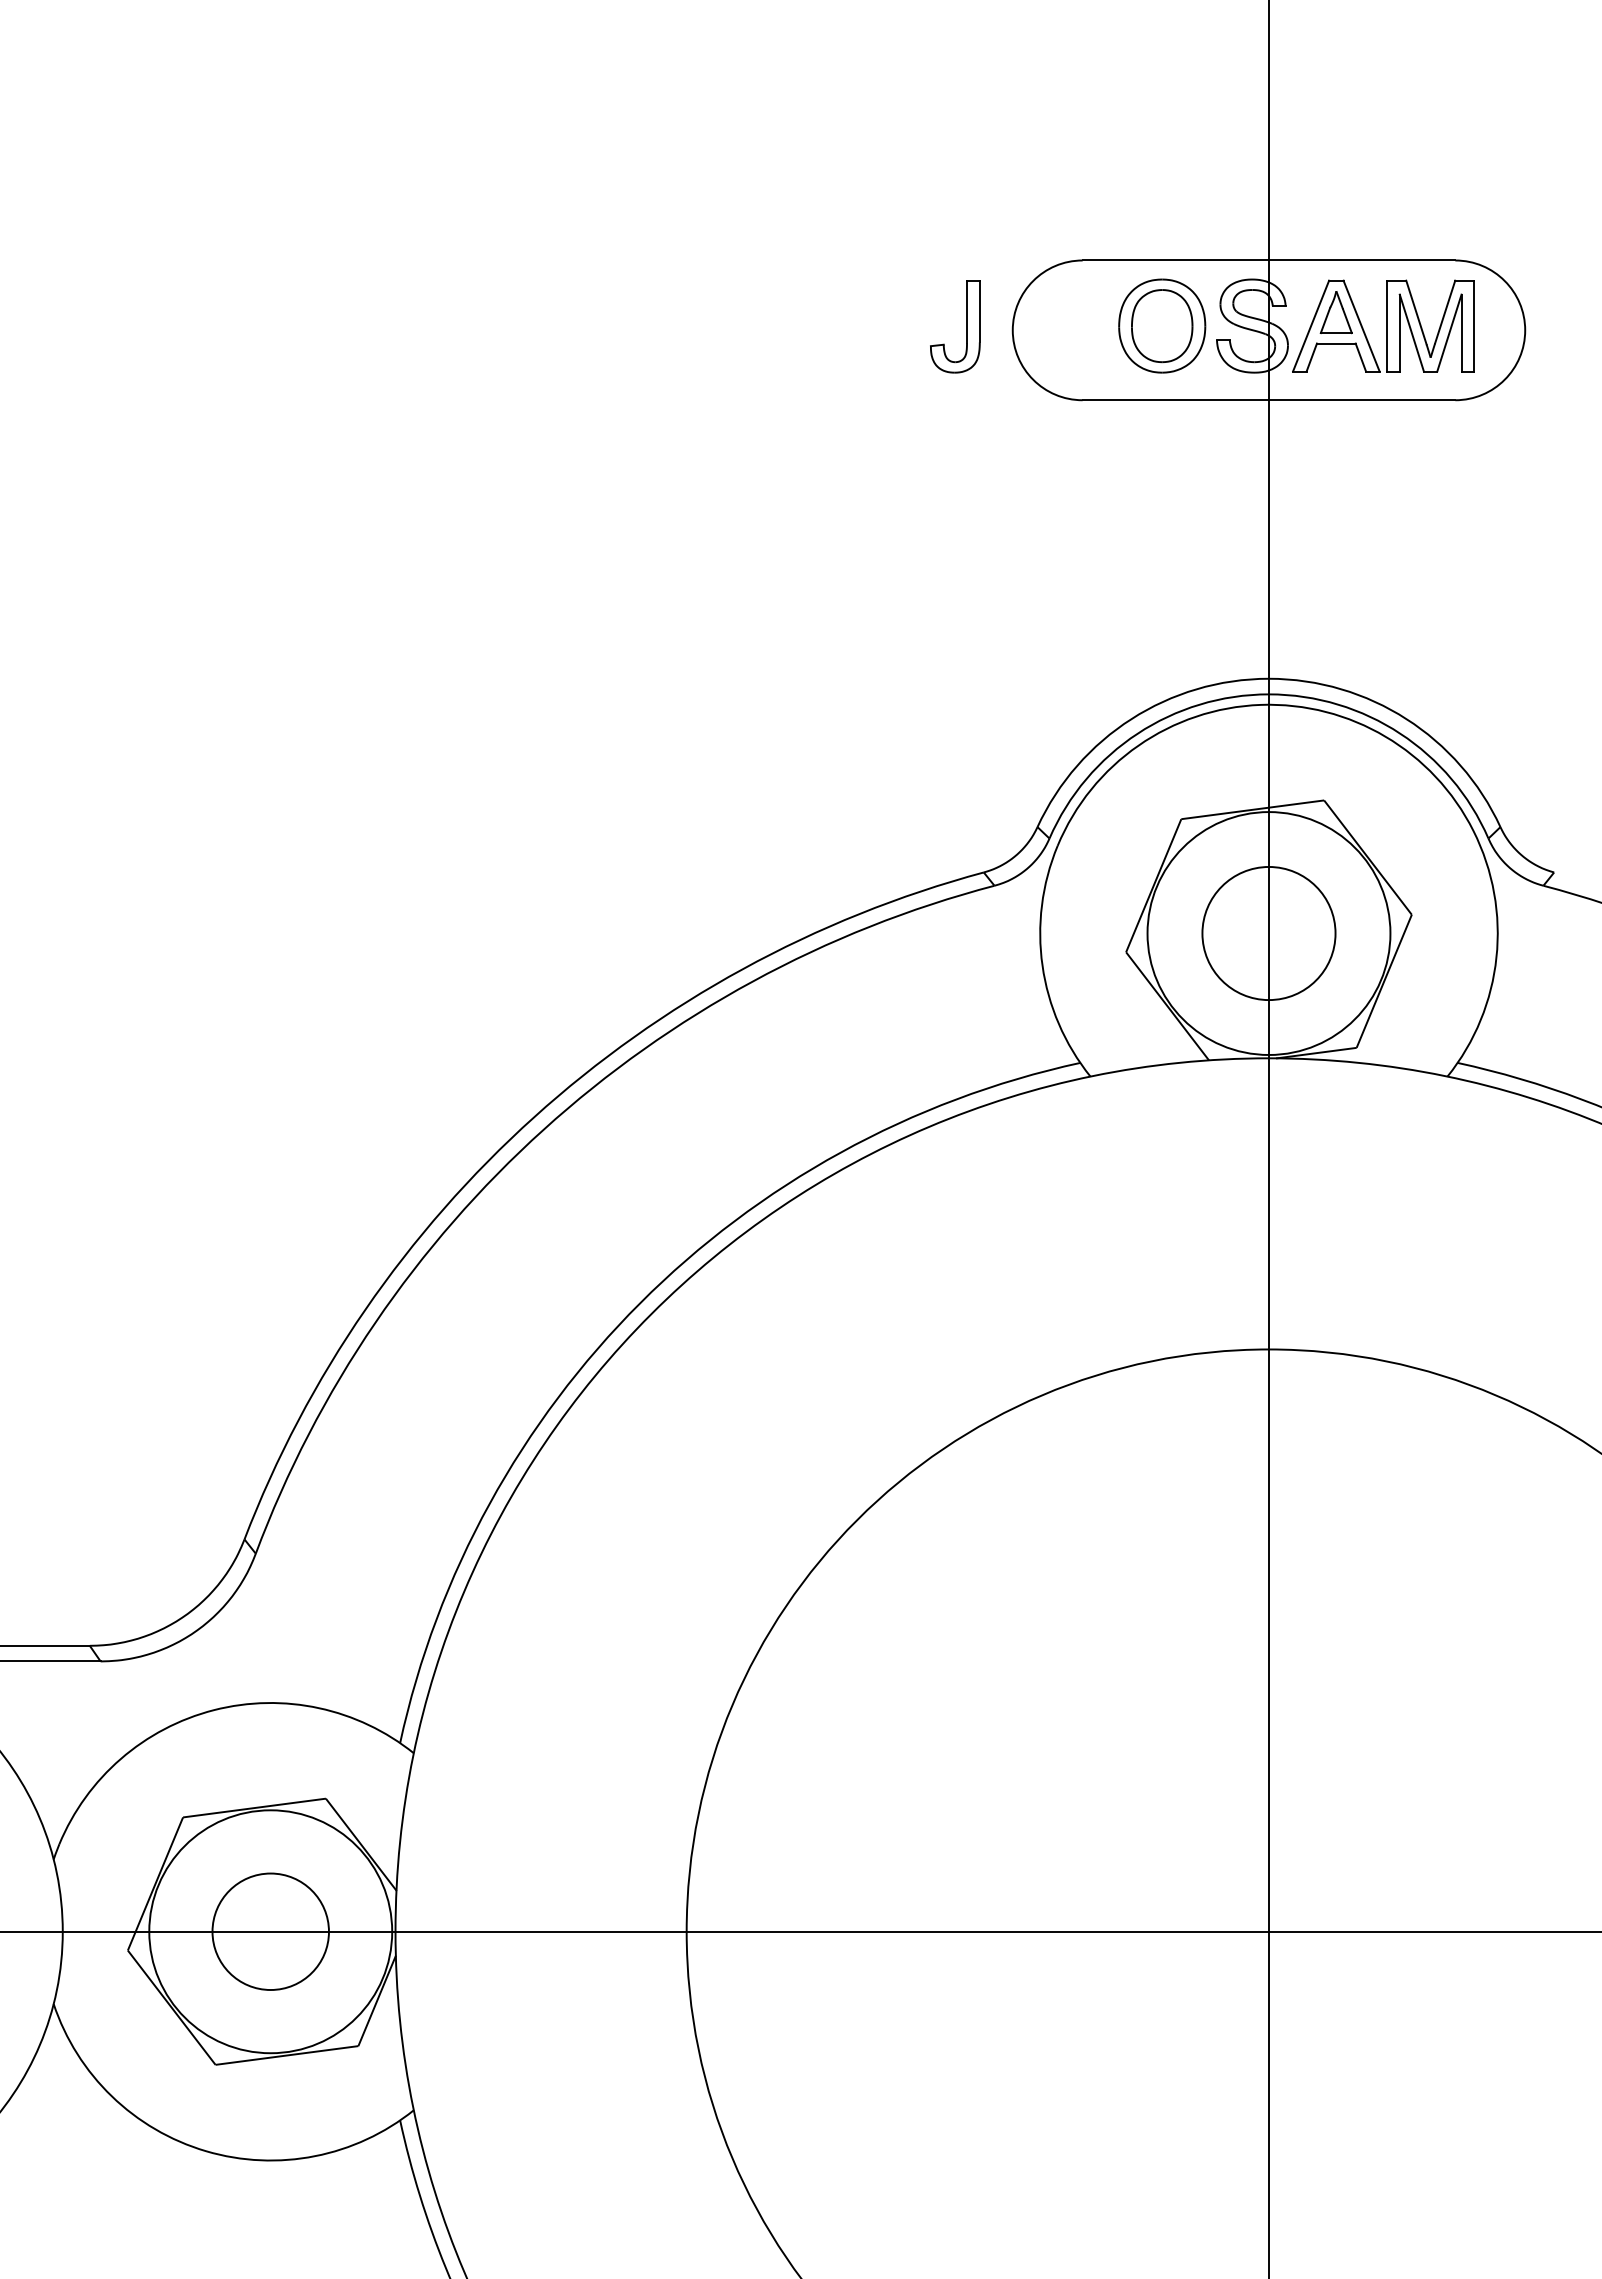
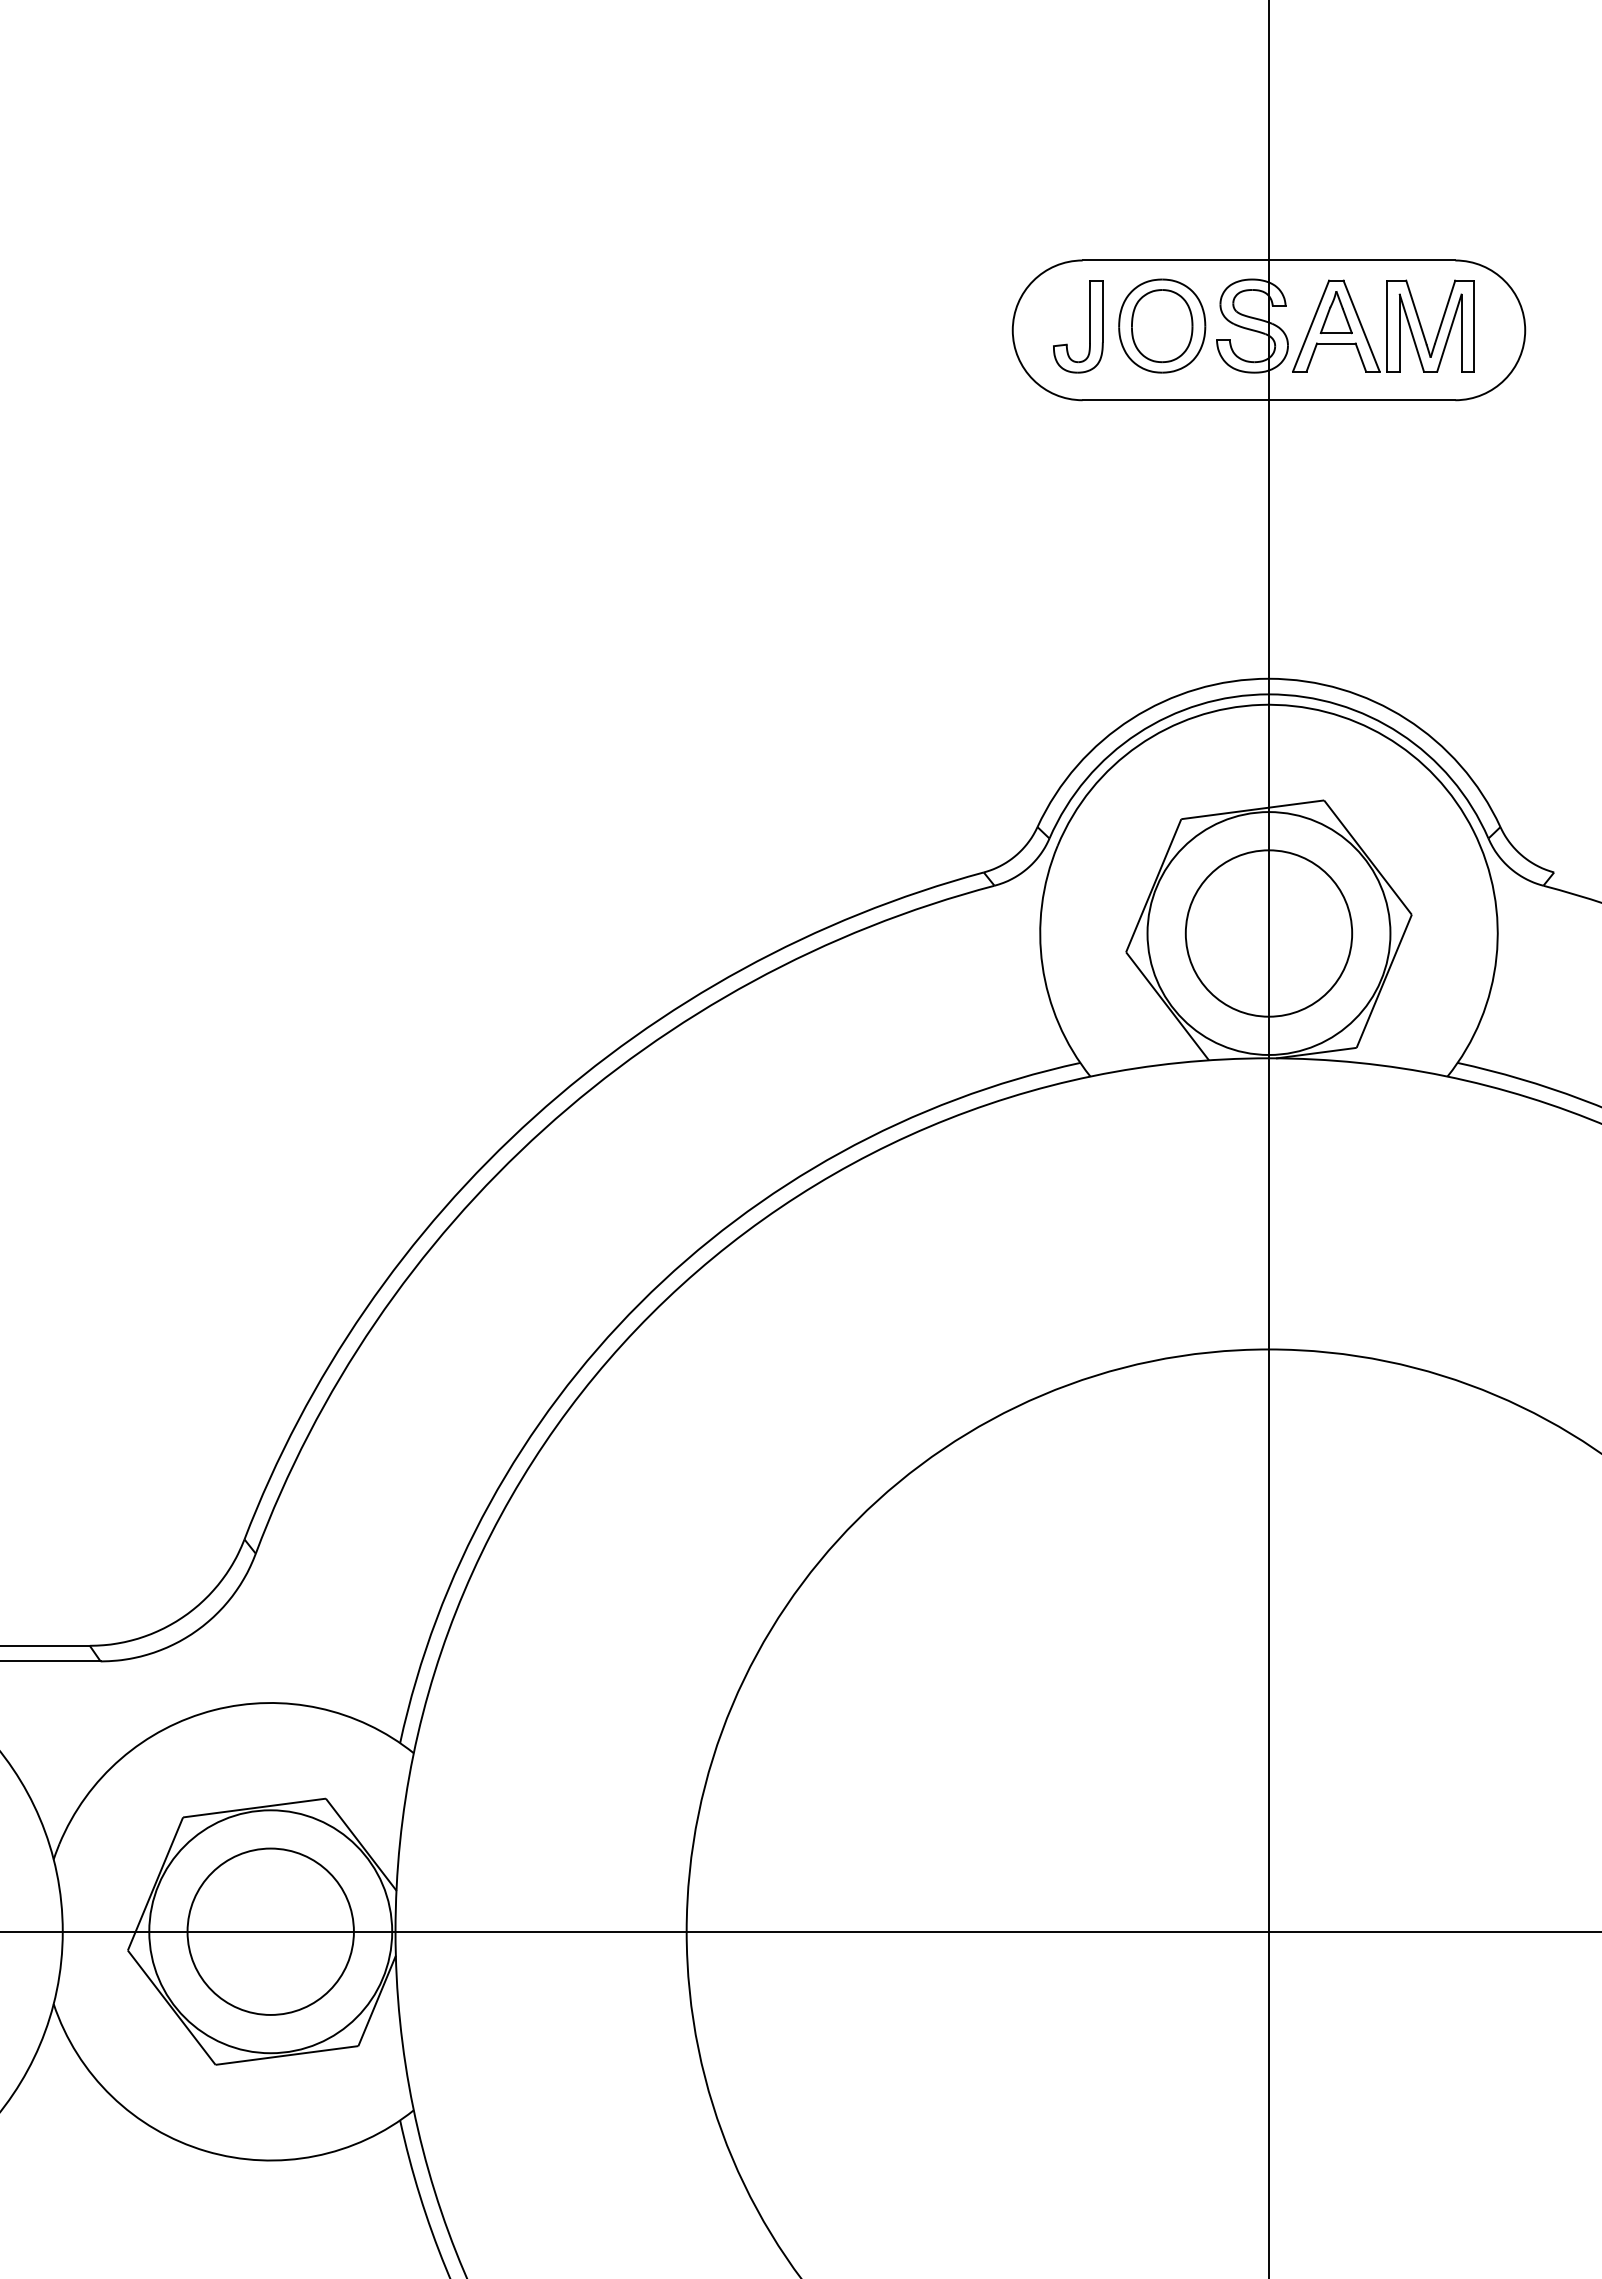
part position: (966, 326) -> (1089, 326) (1089, 326)
circle diameter: 133 px -> 166 px (1268, 933)
circle diameter: 116 px -> 166 px (270, 1931)
